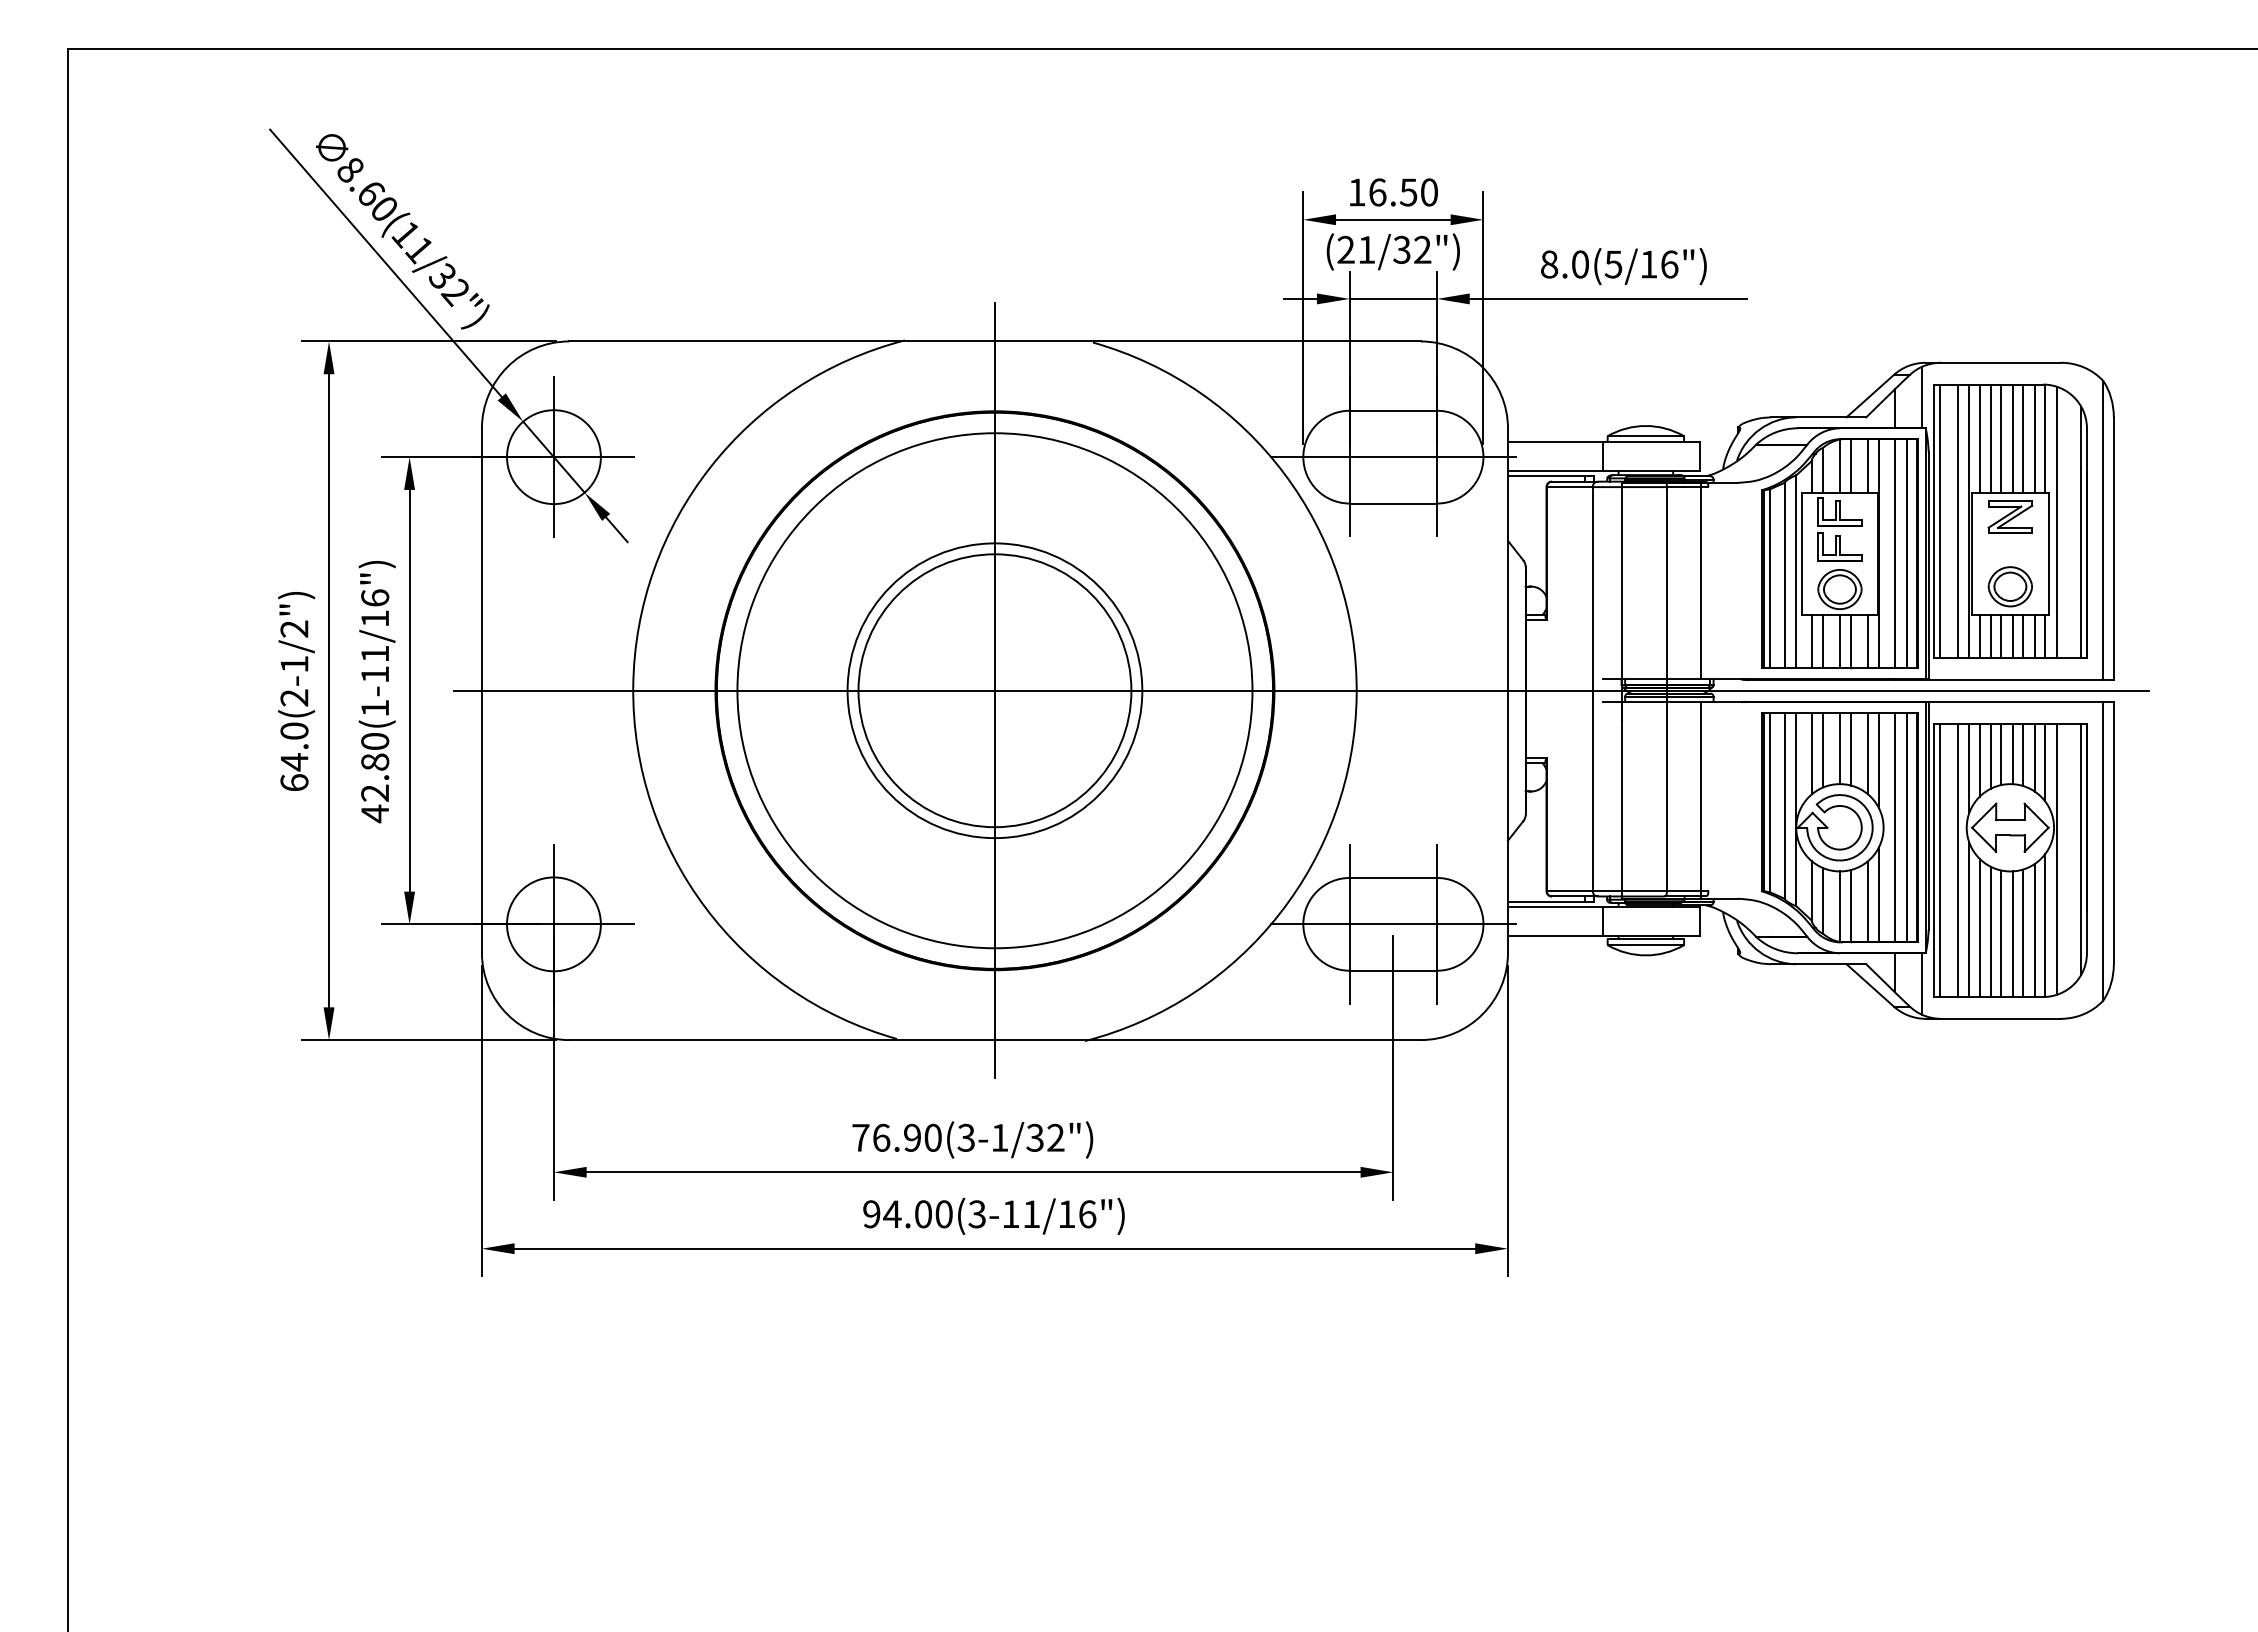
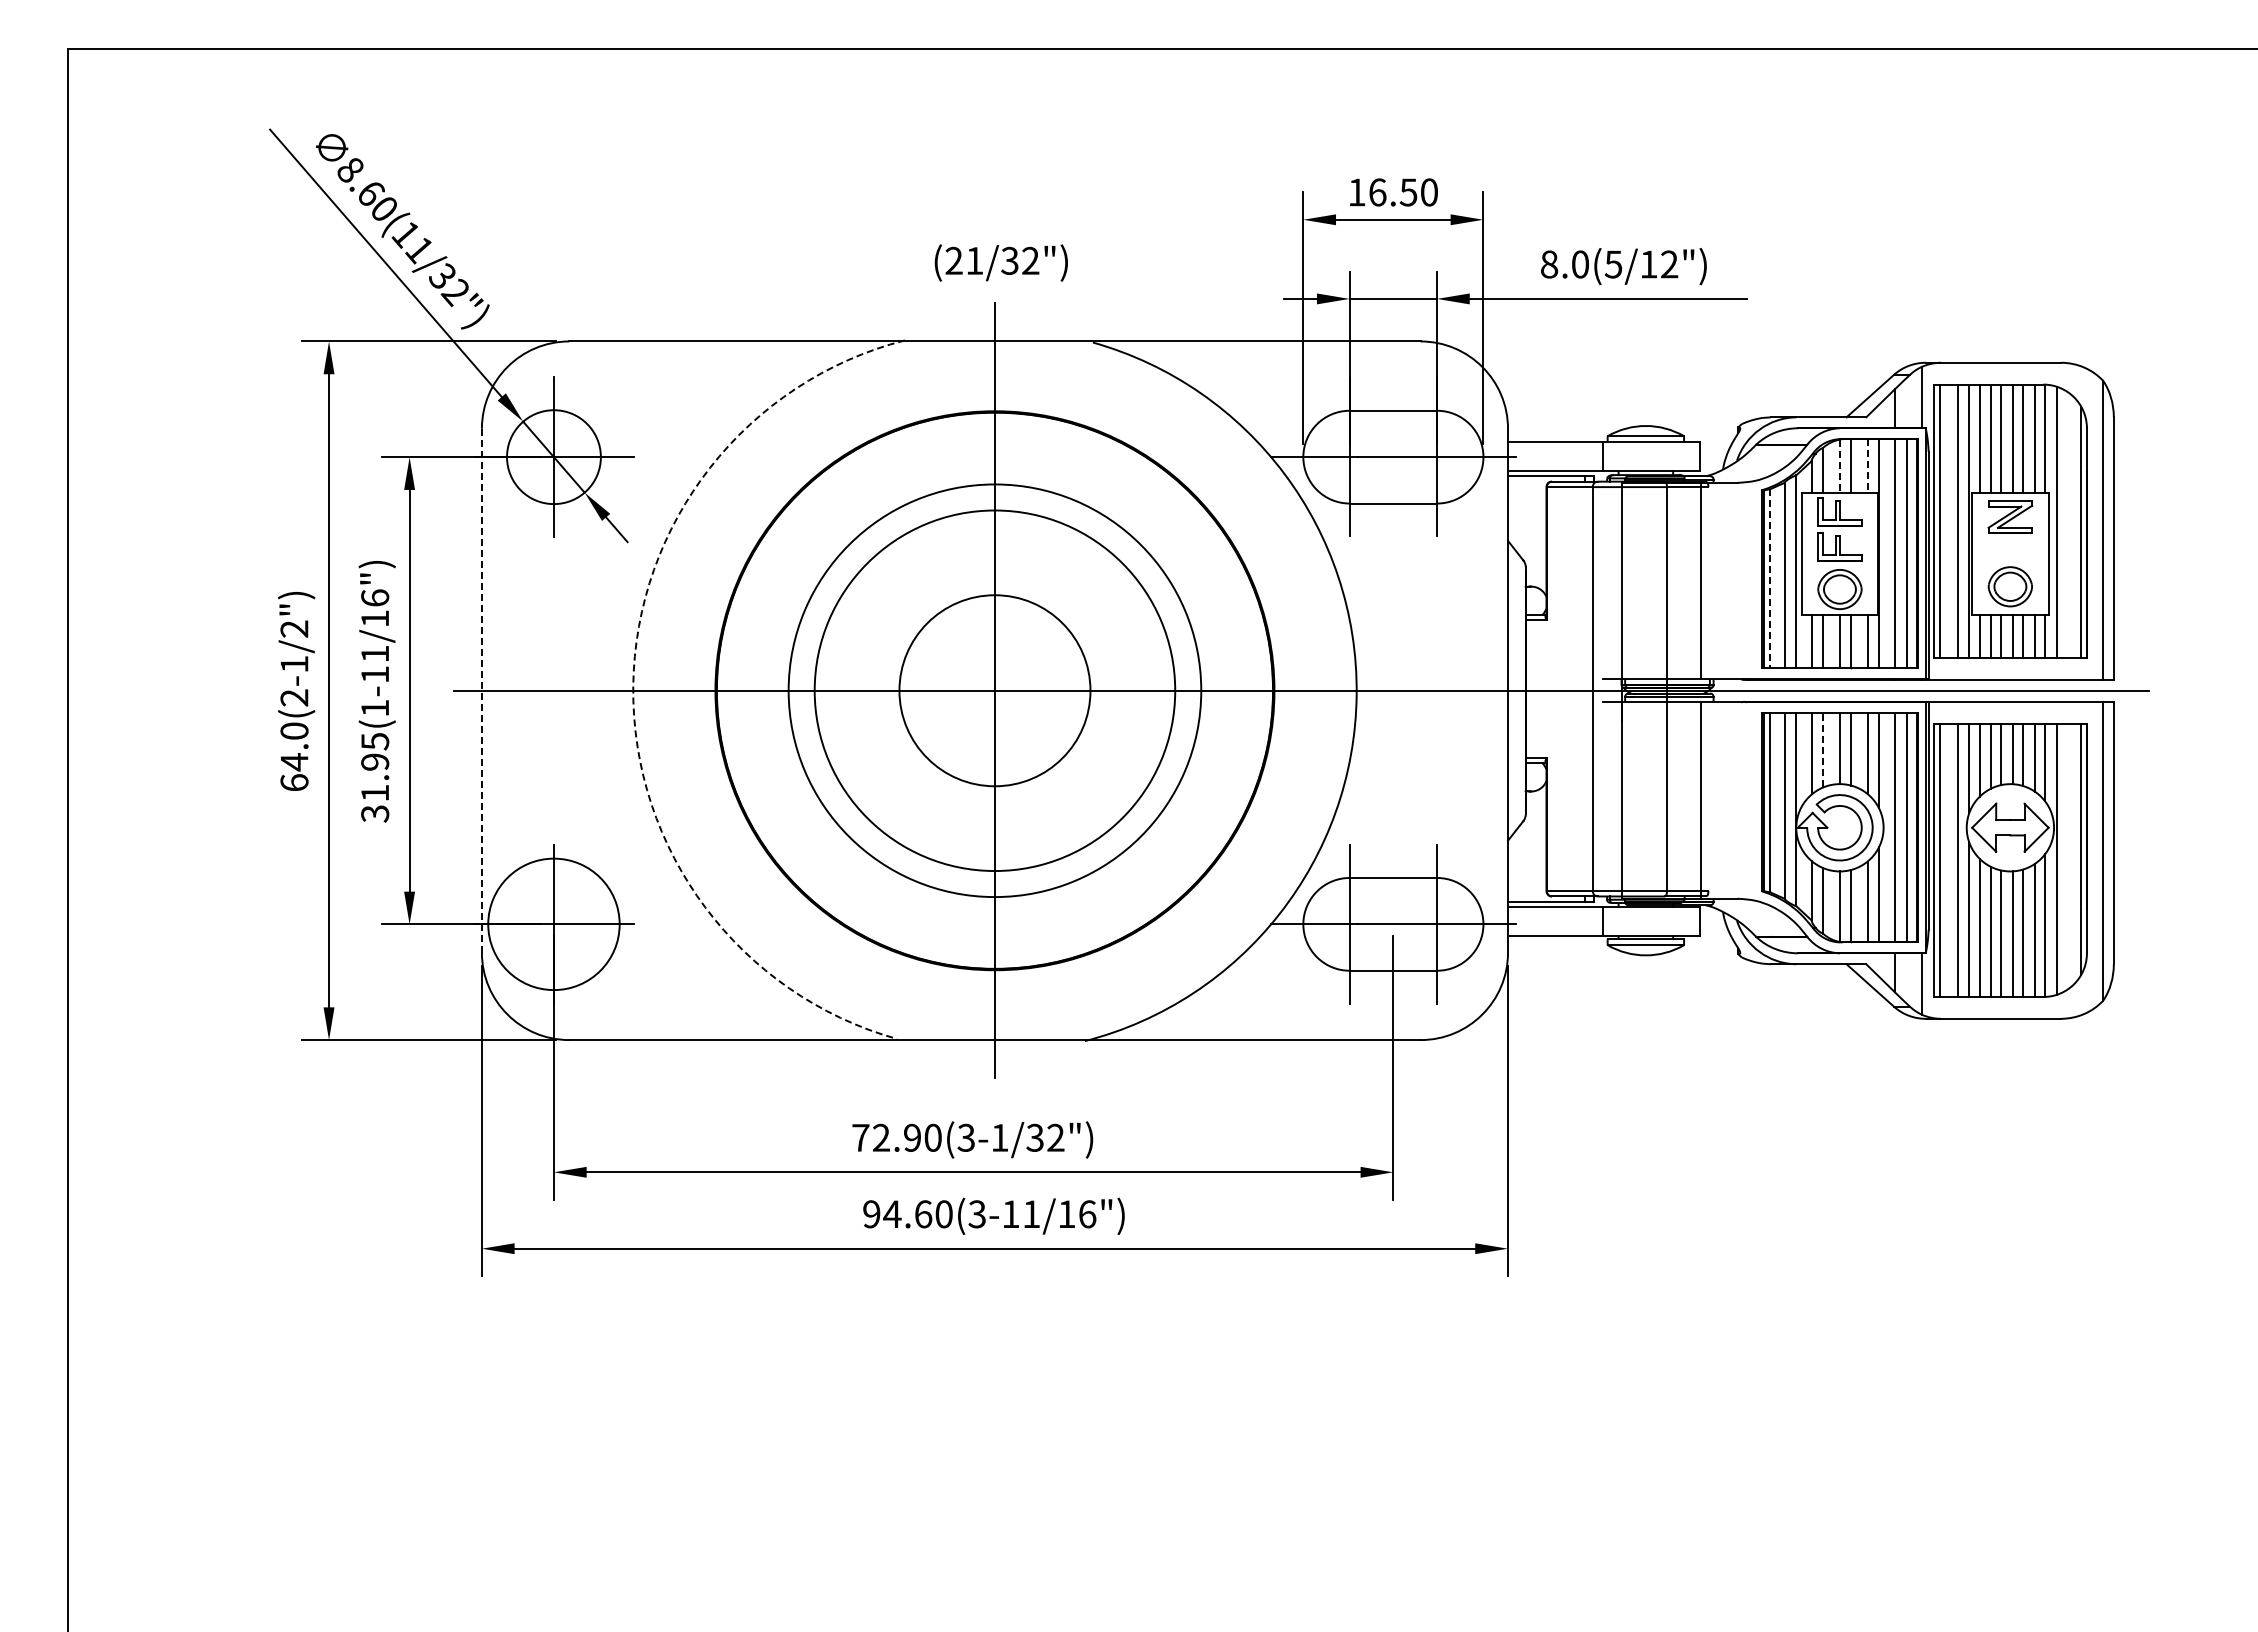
text position: (1392, 251) -> (1000, 262) (1000, 262)
text: 8.0(5/16") -> 8.0(5/12") (1669, 264)
line: solid -> dashed (1839, 466)
line: solid -> dashed (1867, 466)
line: solid -> dashed (1770, 578)
arc: solid -> dashed (633, 686)
line: solid -> dashed (481, 690)
circle diameter: 273 px -> 191 px (994, 690)
circle diameter: 295 px -> 413 px (994, 690)
circle diameter: 515 px -> 361 px (994, 690)
line: solid -> dashed (1823, 749)
text: 42.80(1-11/16") -> 31.95(1-11/16") (375, 778)
circle diameter: 94 px -> 131 px (553, 924)
text: 76.90(3-1/32") -> 72.90(3-1/32") (881, 1137)
text: 94.00(3-11/16") -> 94.60(3-11/16") (923, 1214)
